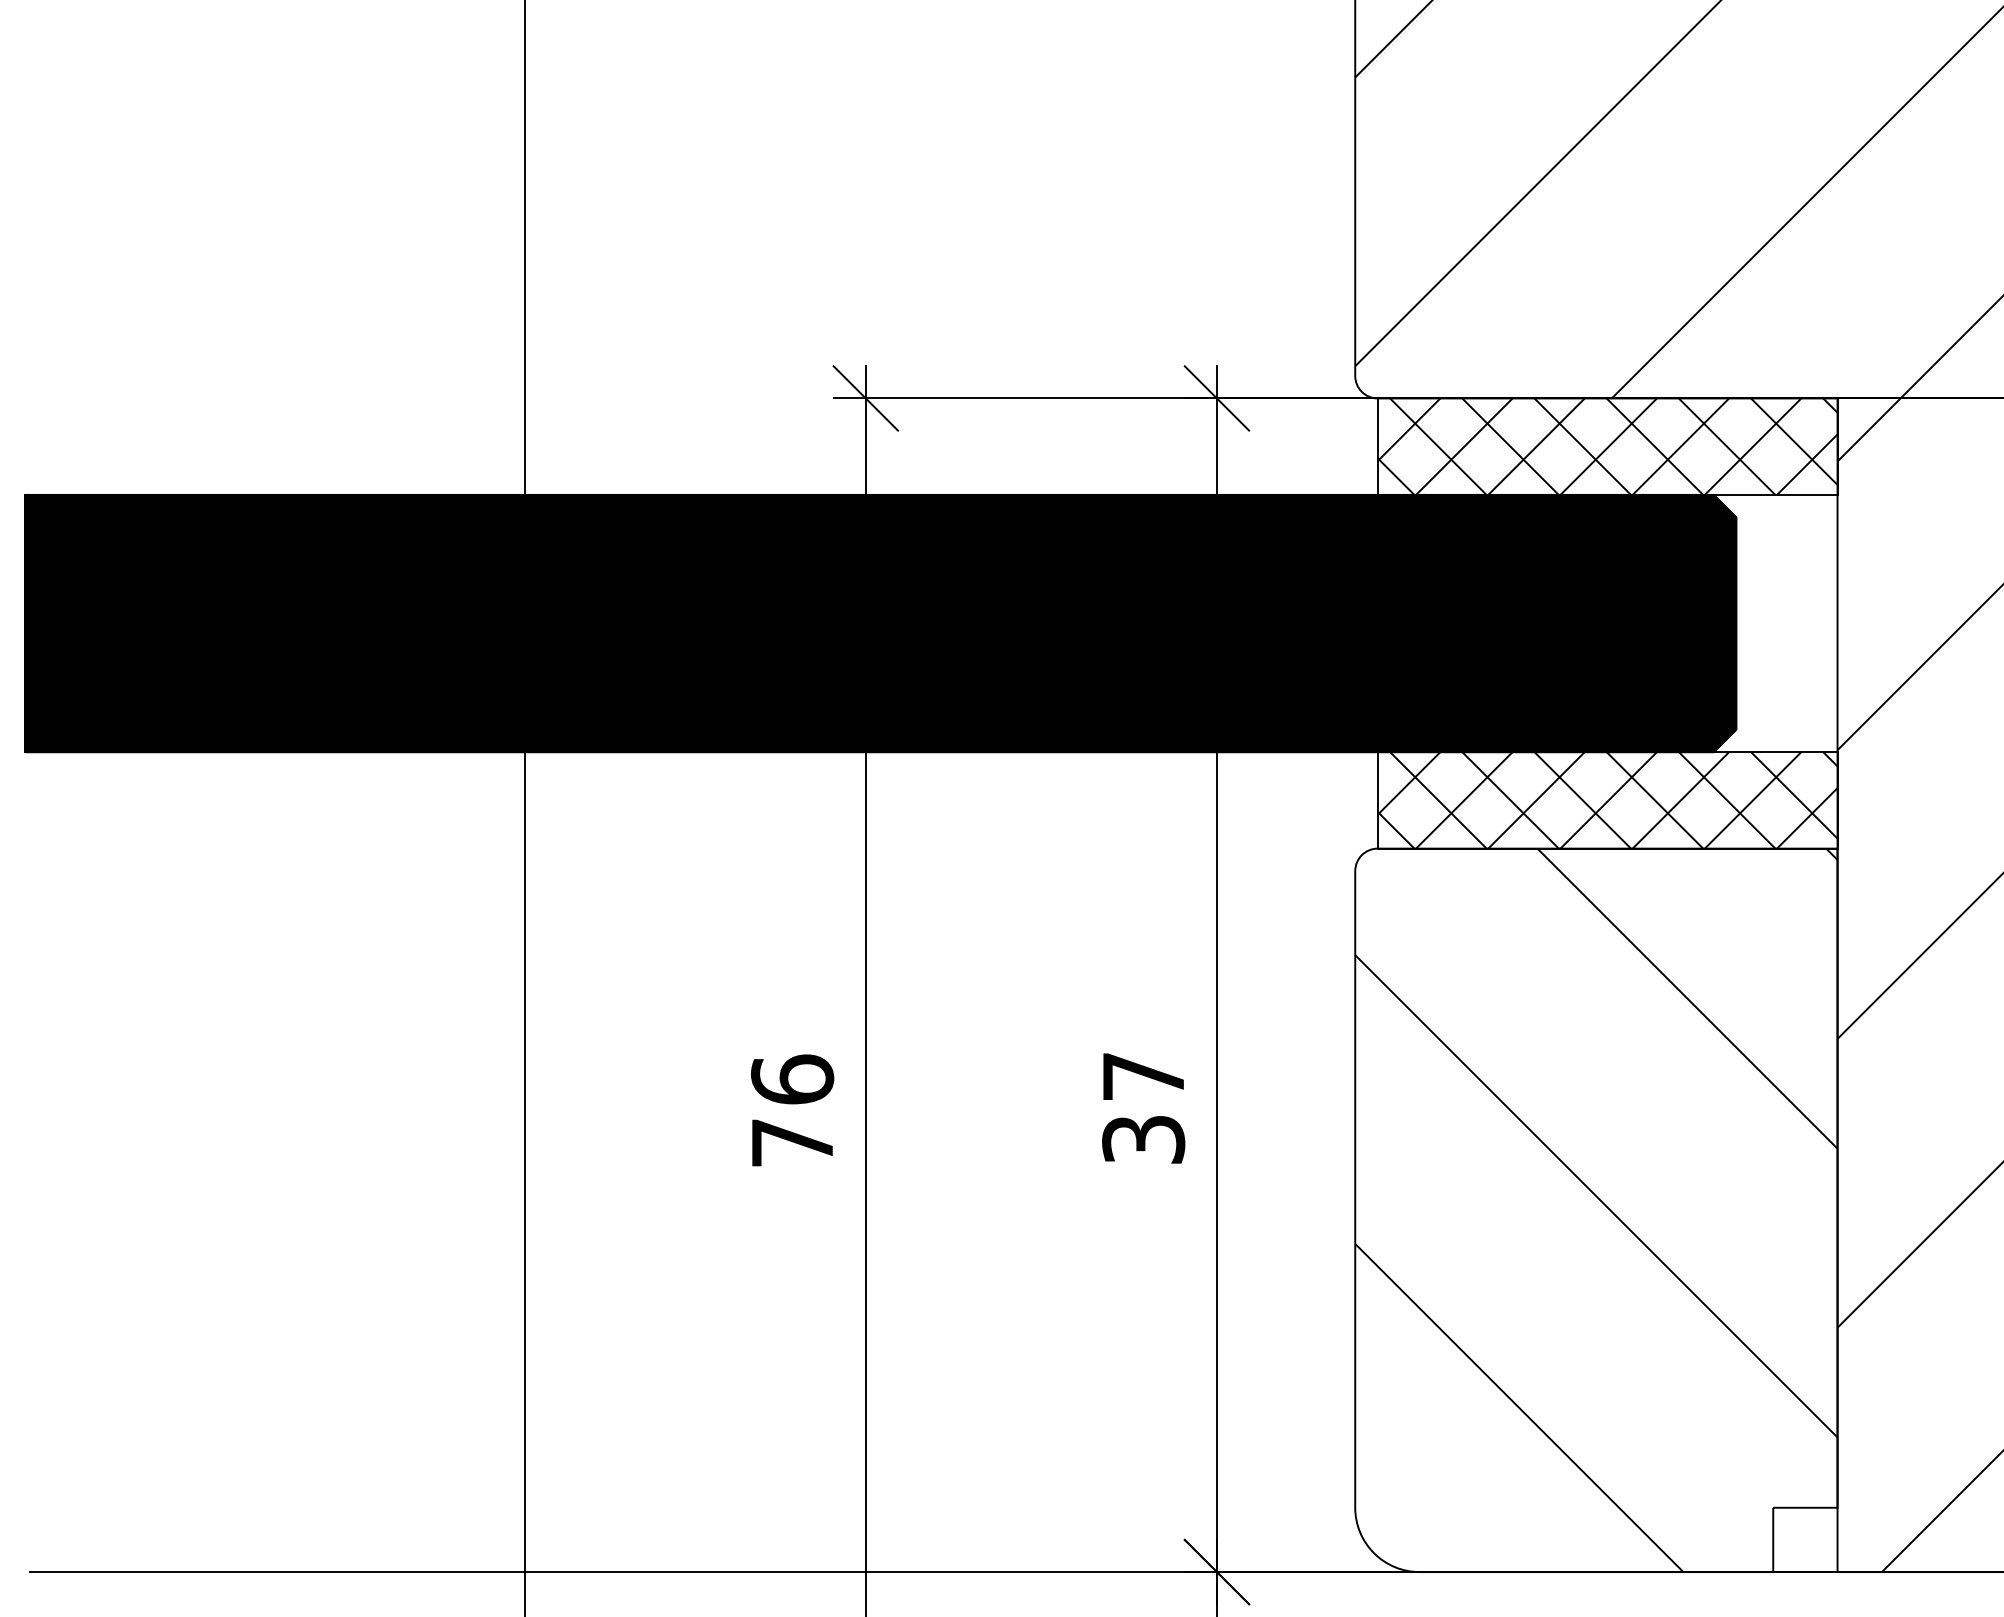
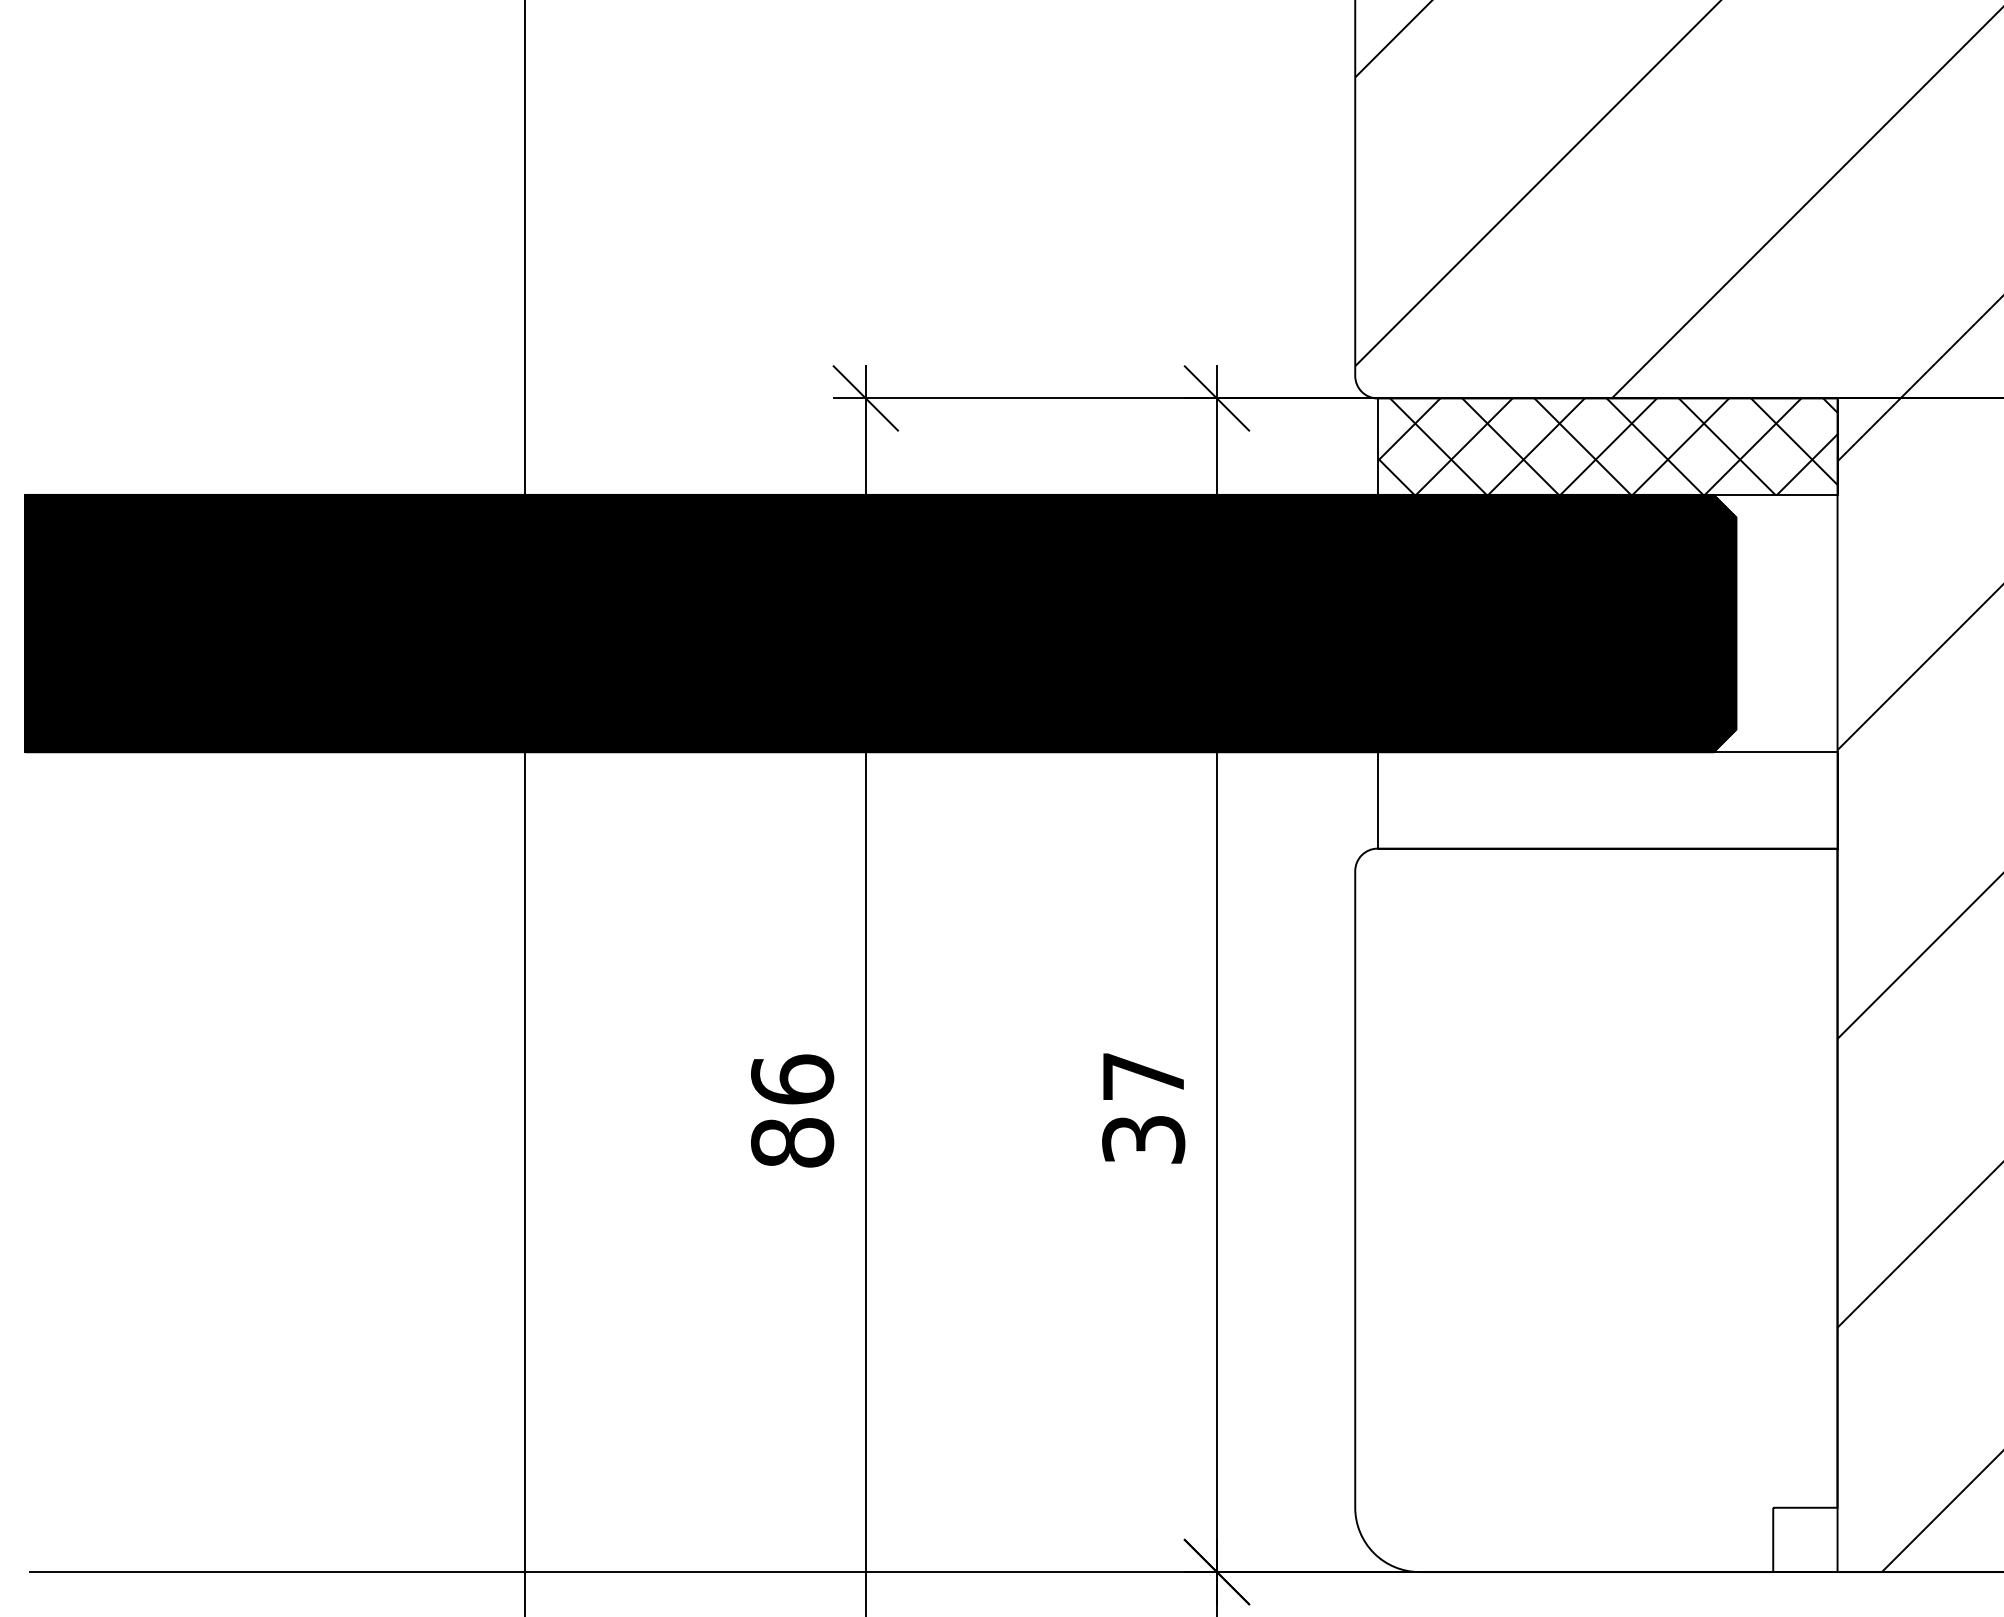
hatch: present -> none (1607, 800)
text: 76 -> 86 (792, 1142)
hatch: present -> none (1596, 1210)
